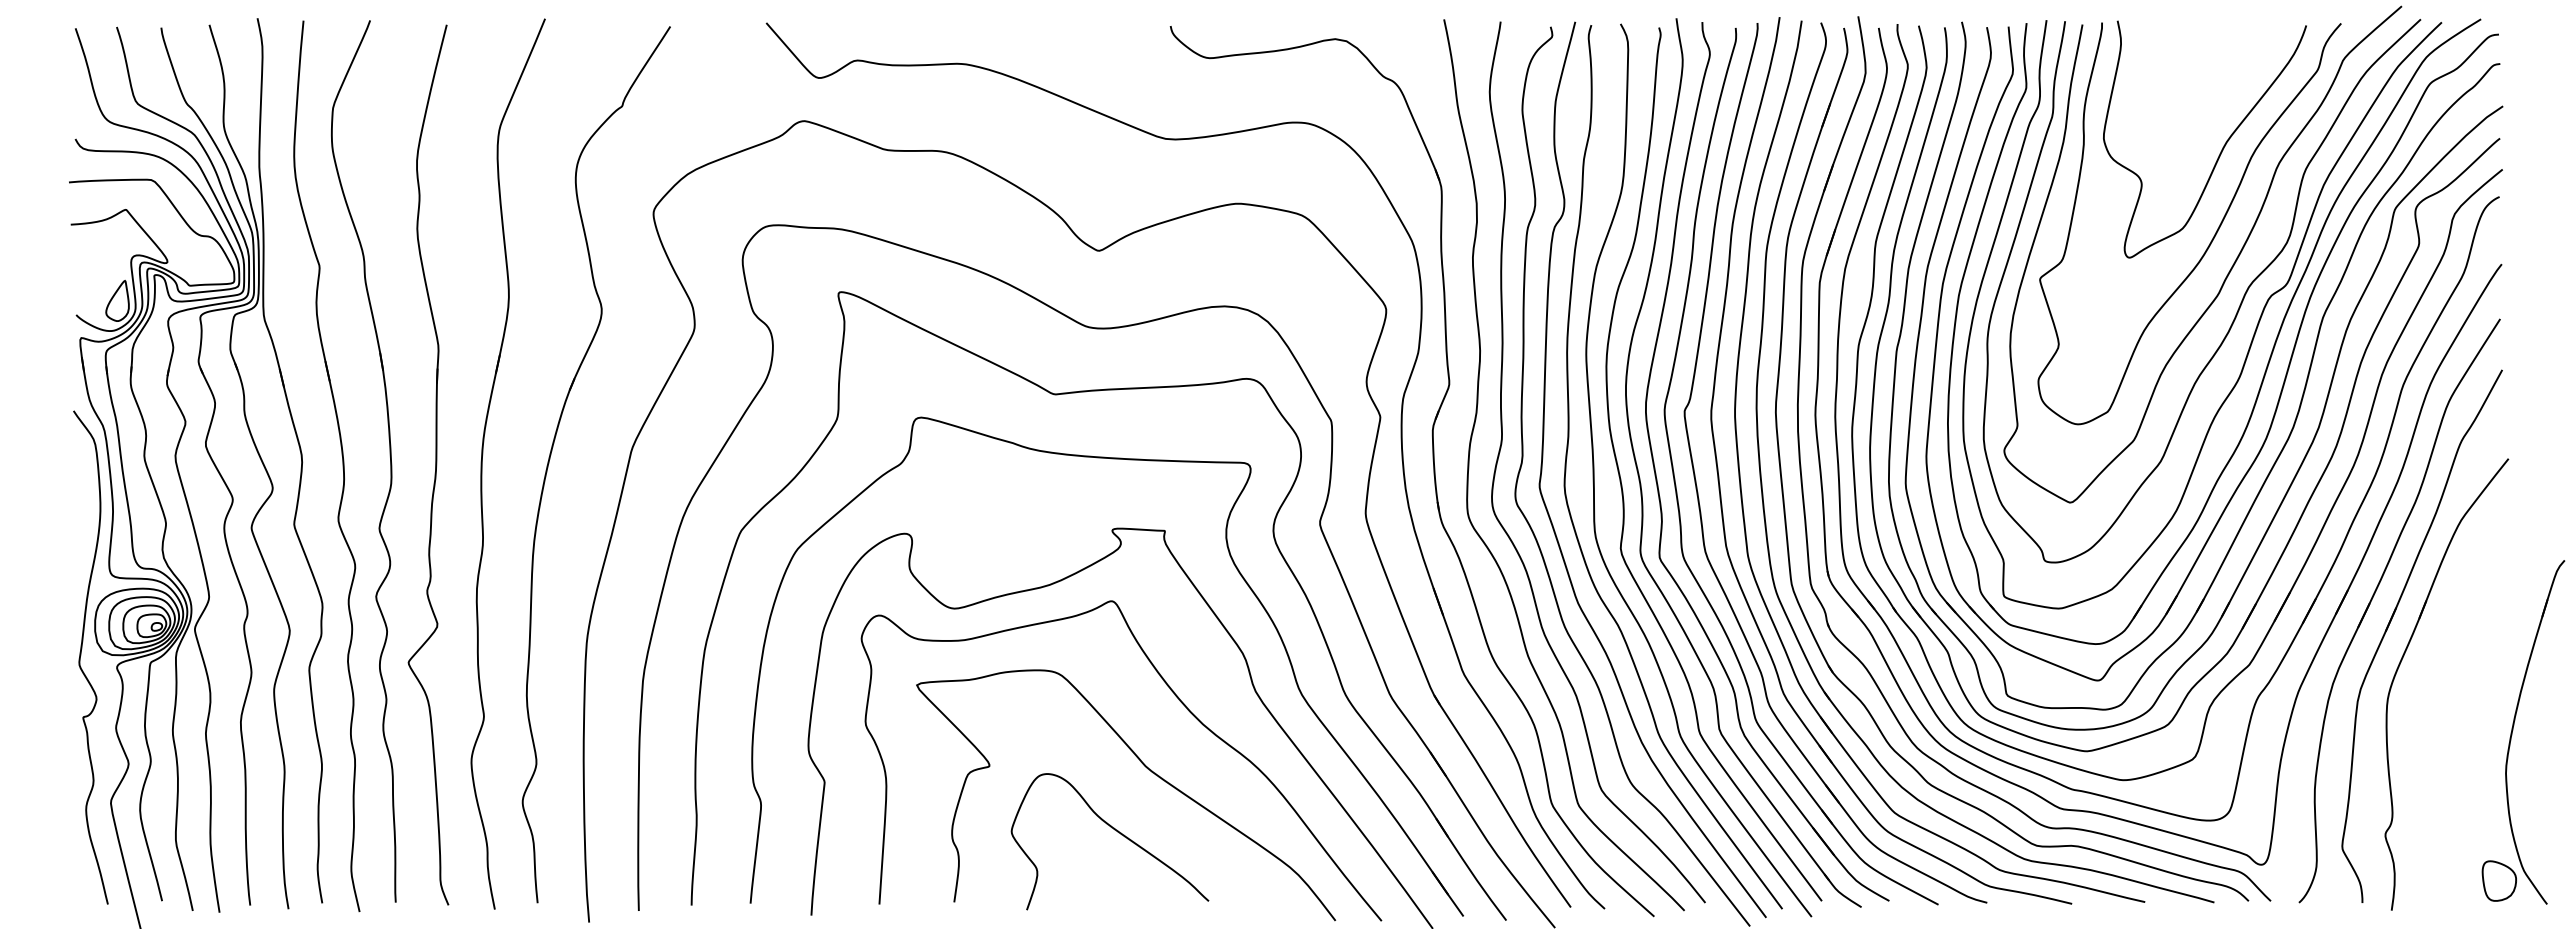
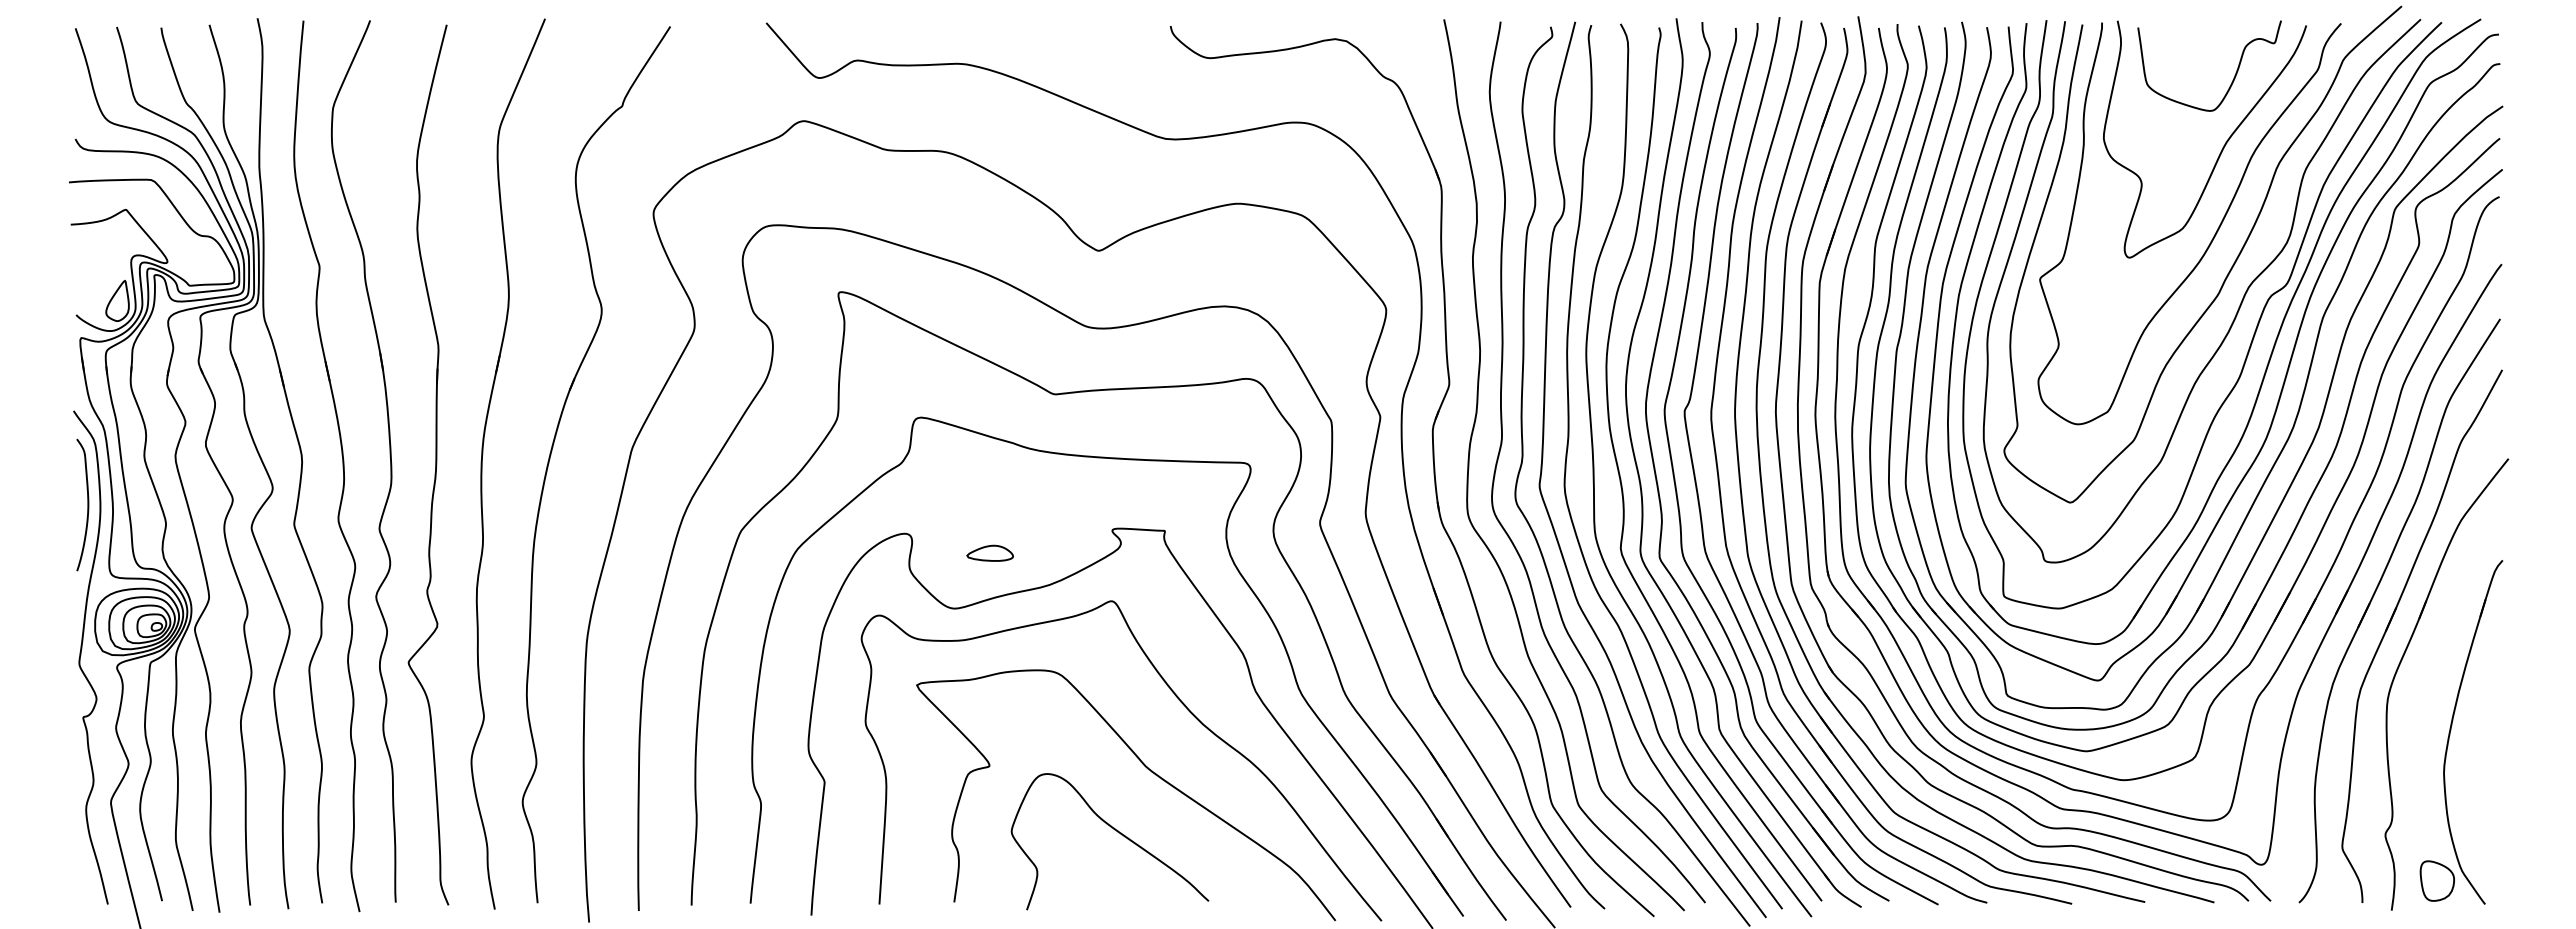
curve: none -> present (2233, 77)
curve: none -> present (87, 504)
part: none -> present (989, 552)
part position: (2513, 730) -> (2451, 730) (2451, 730)
